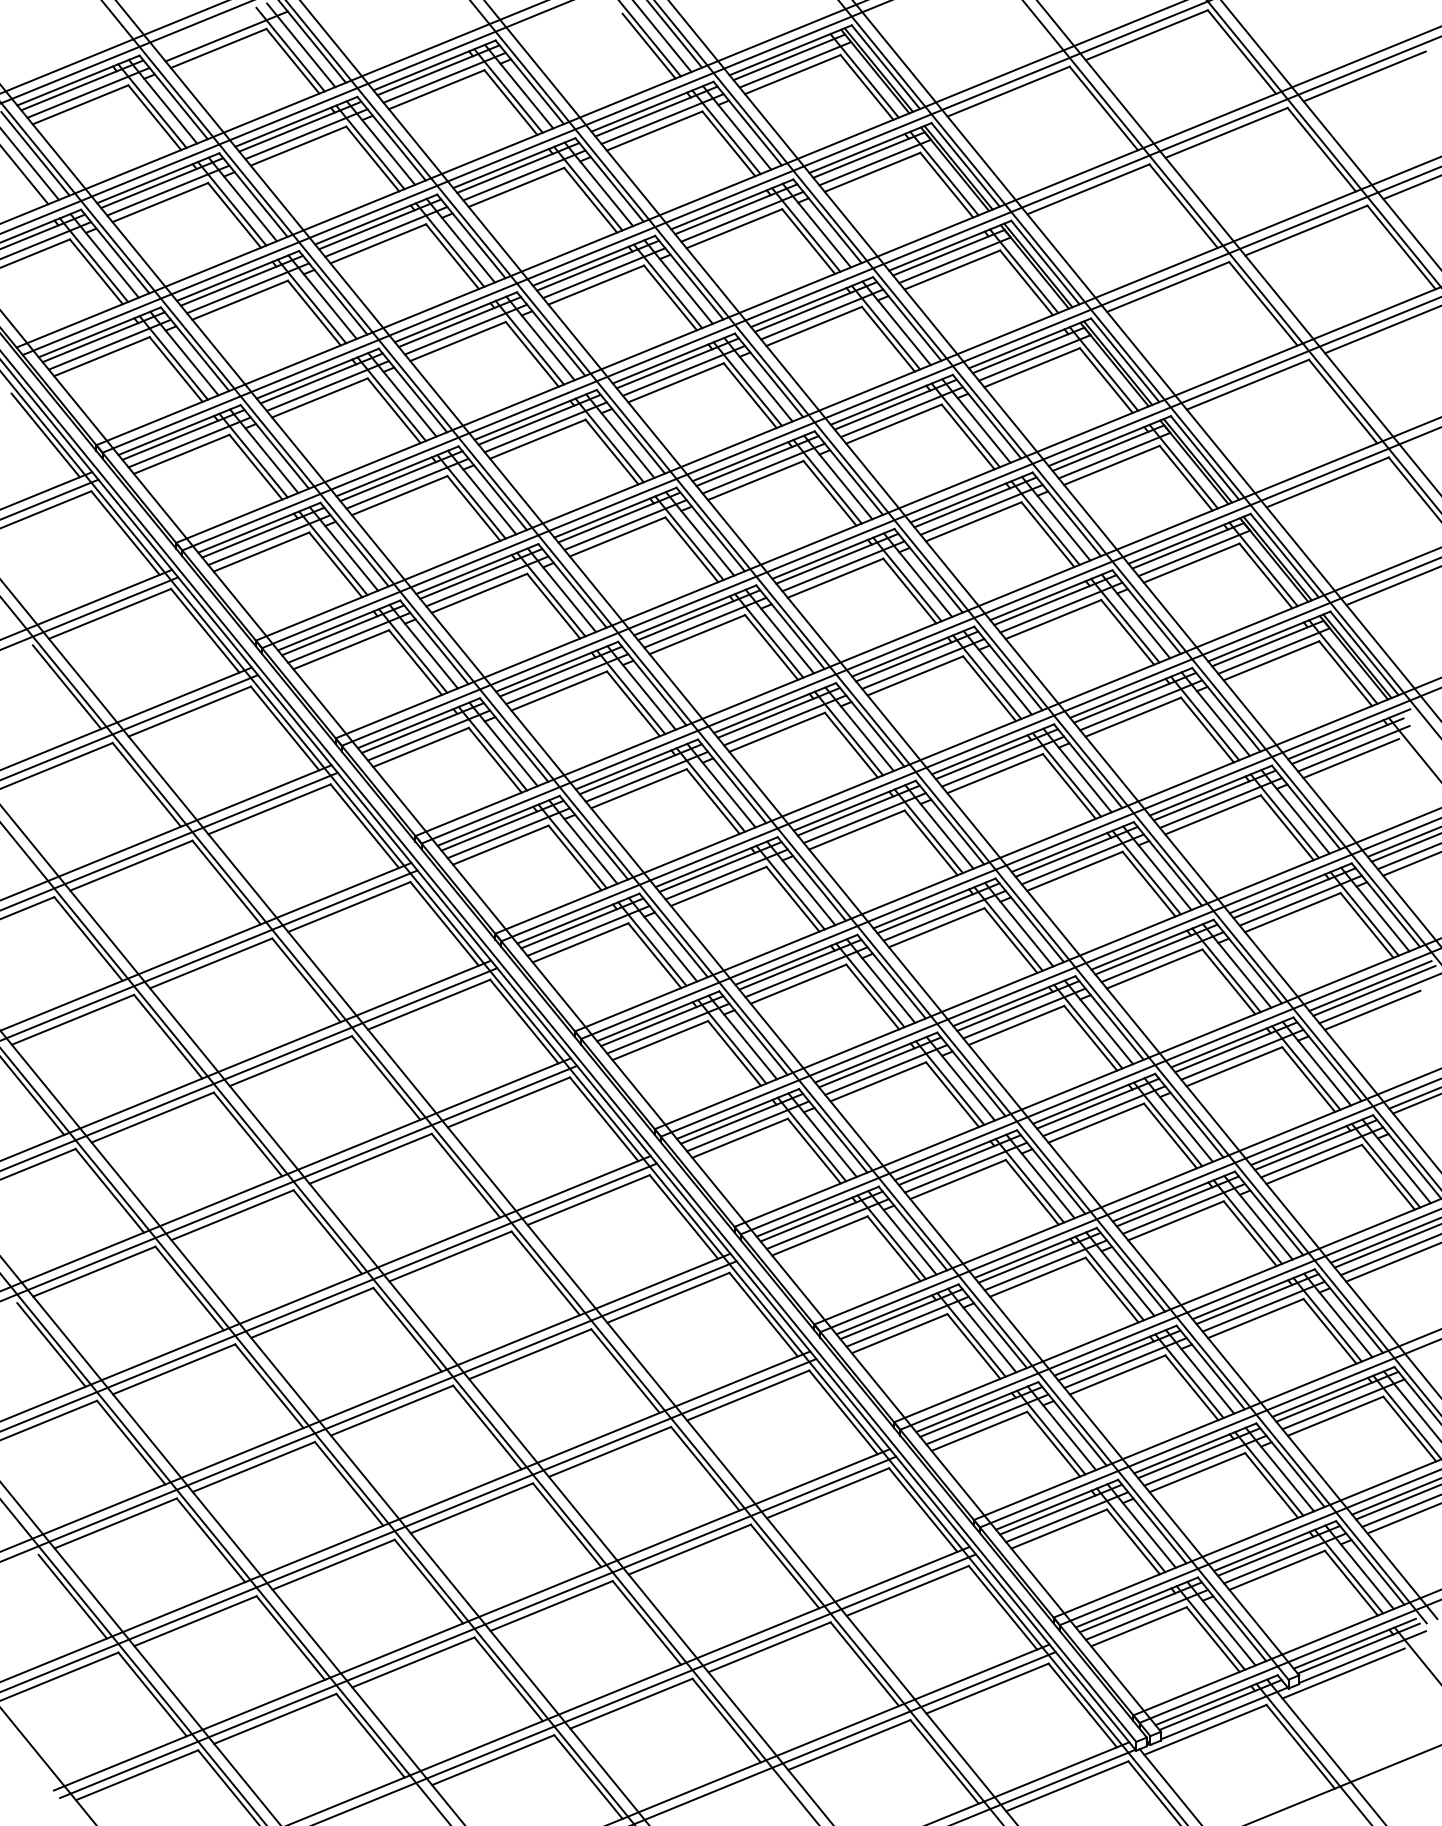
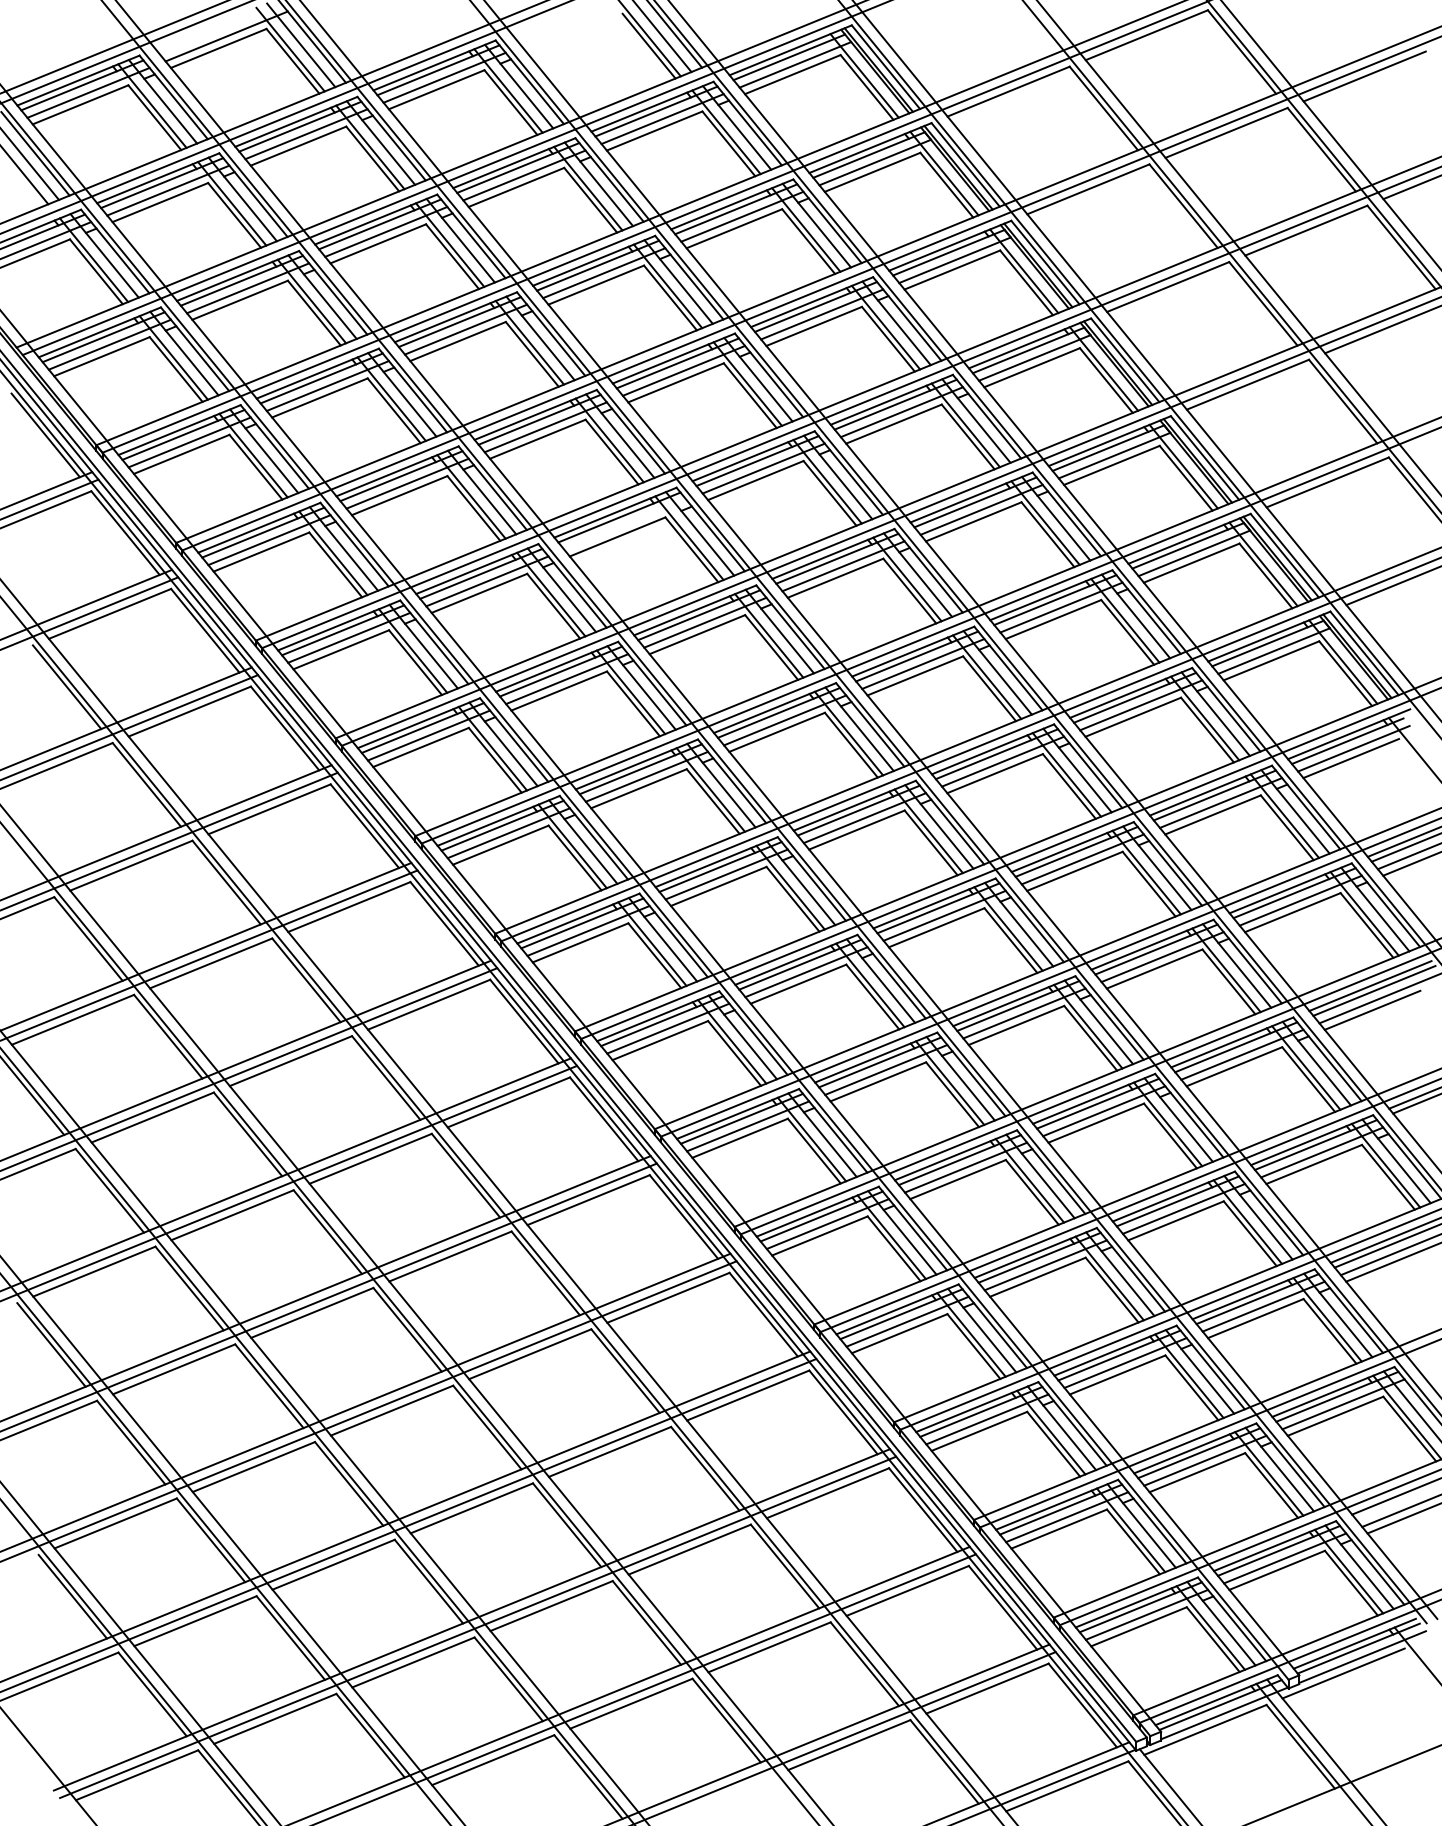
line: present -> none (625, 524)
line: present -> none (1397, 1502)
